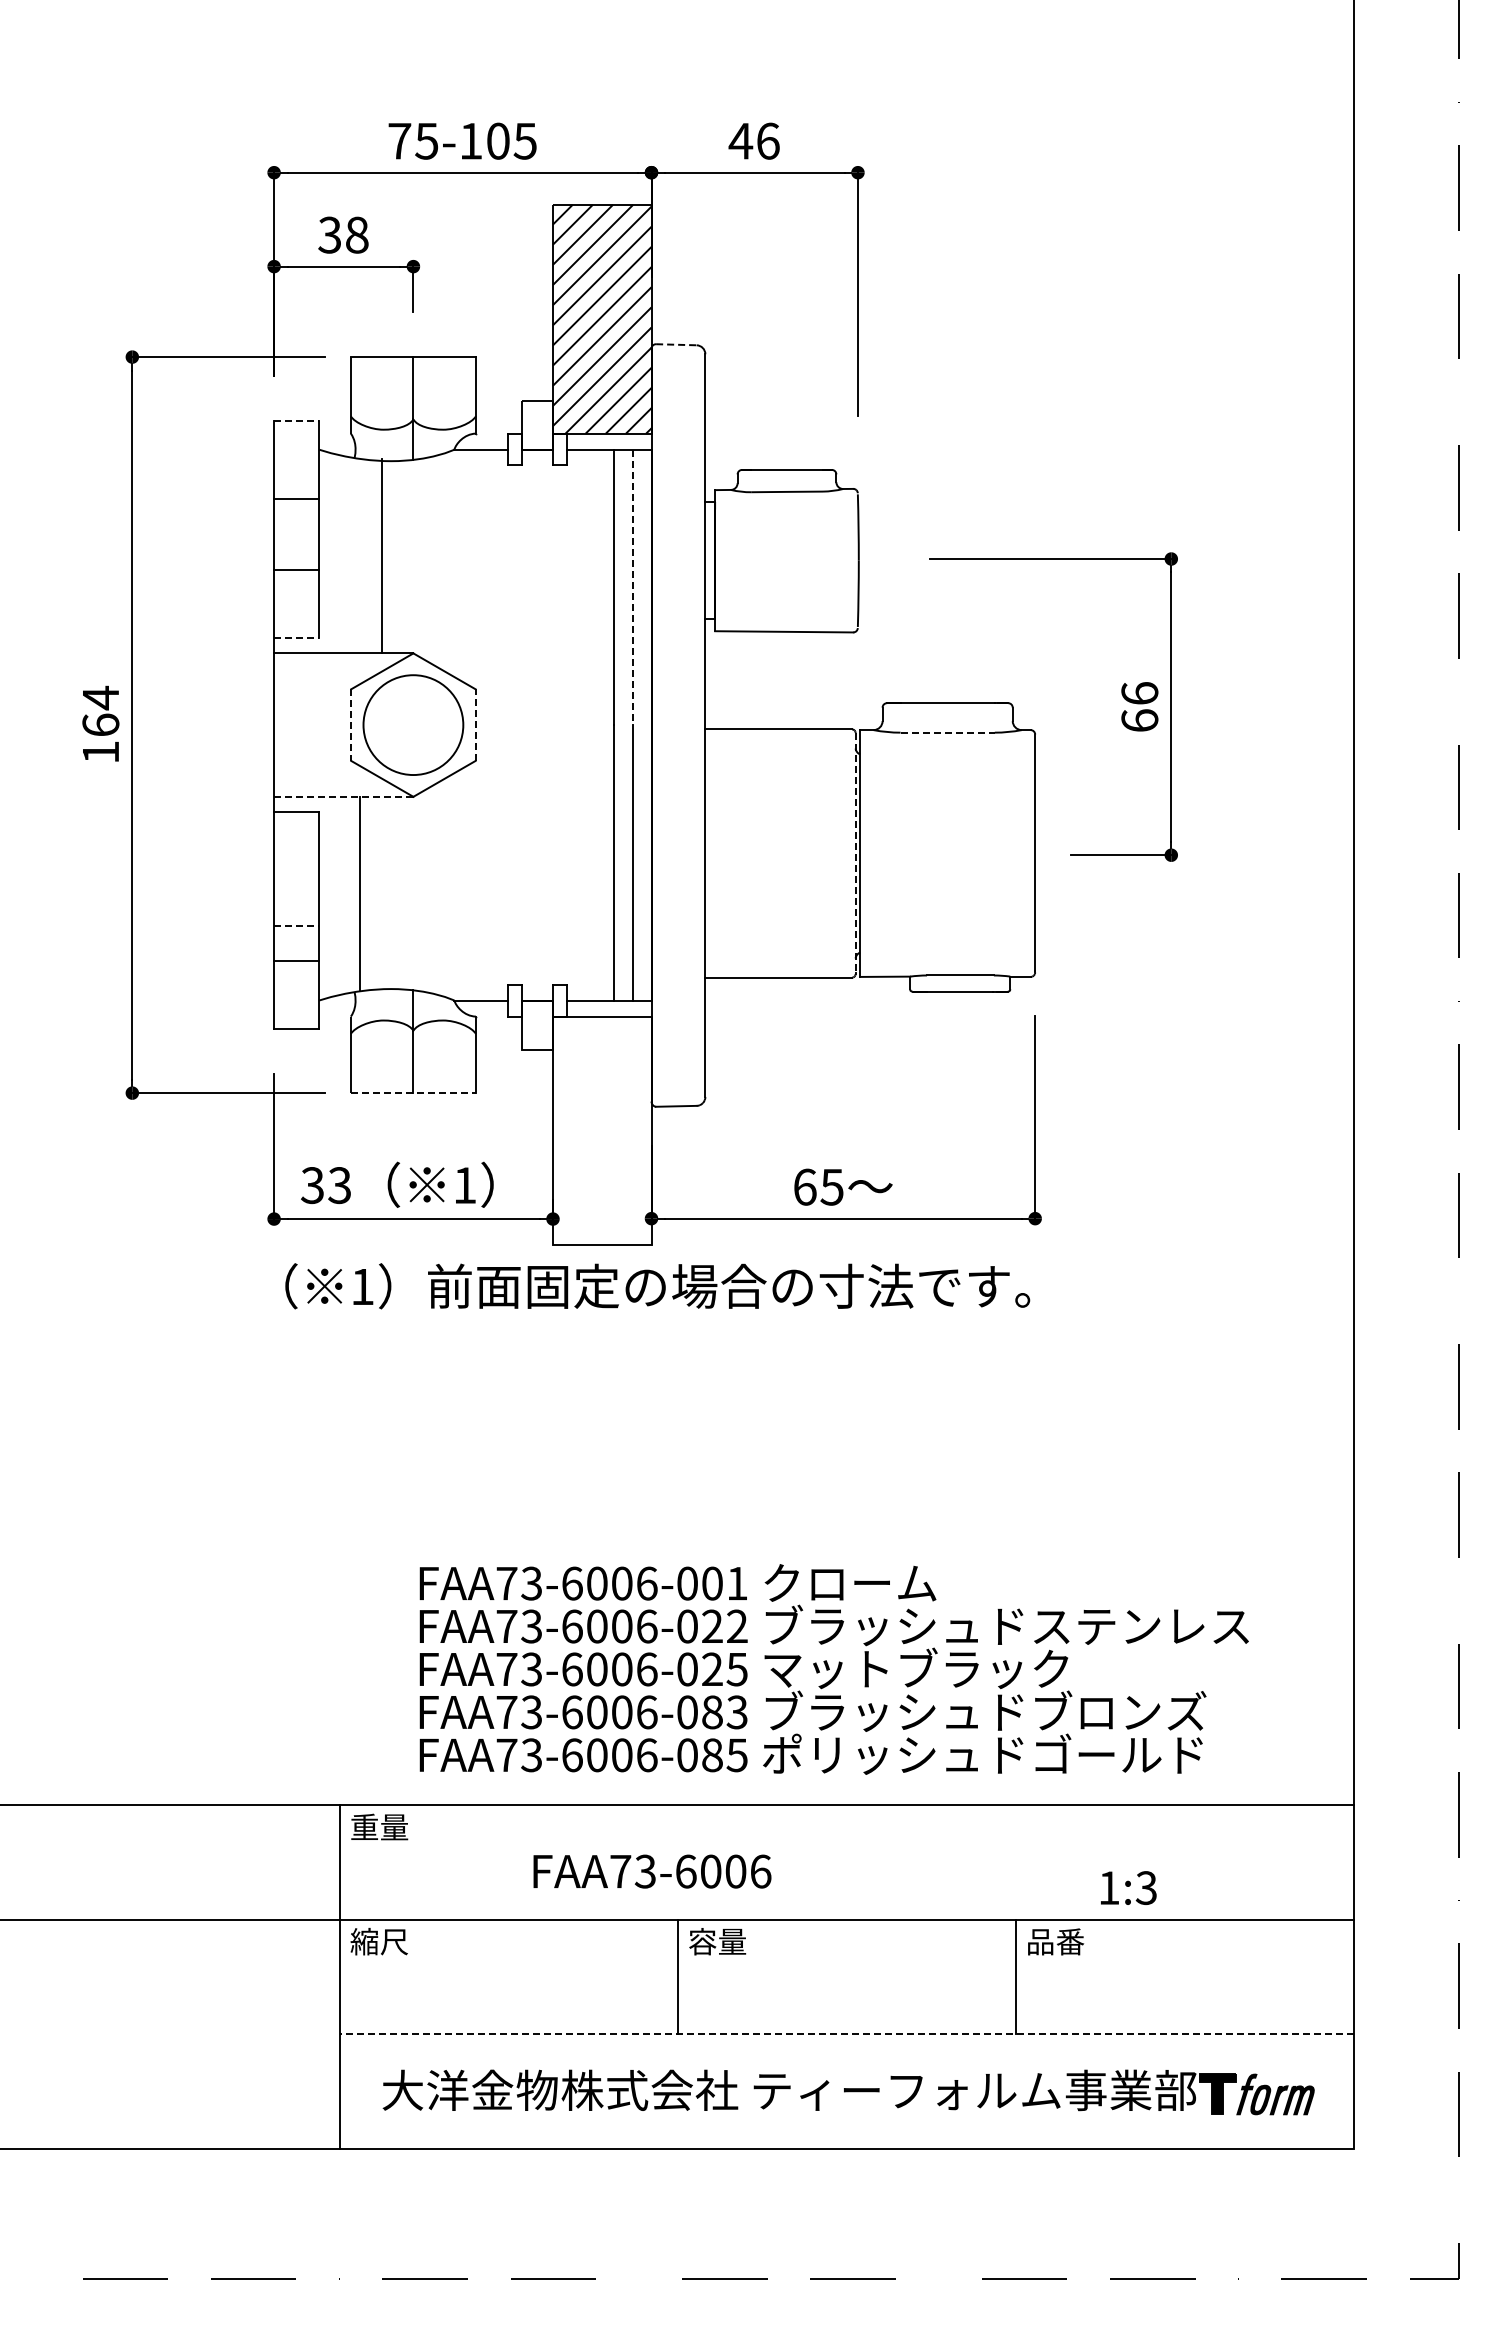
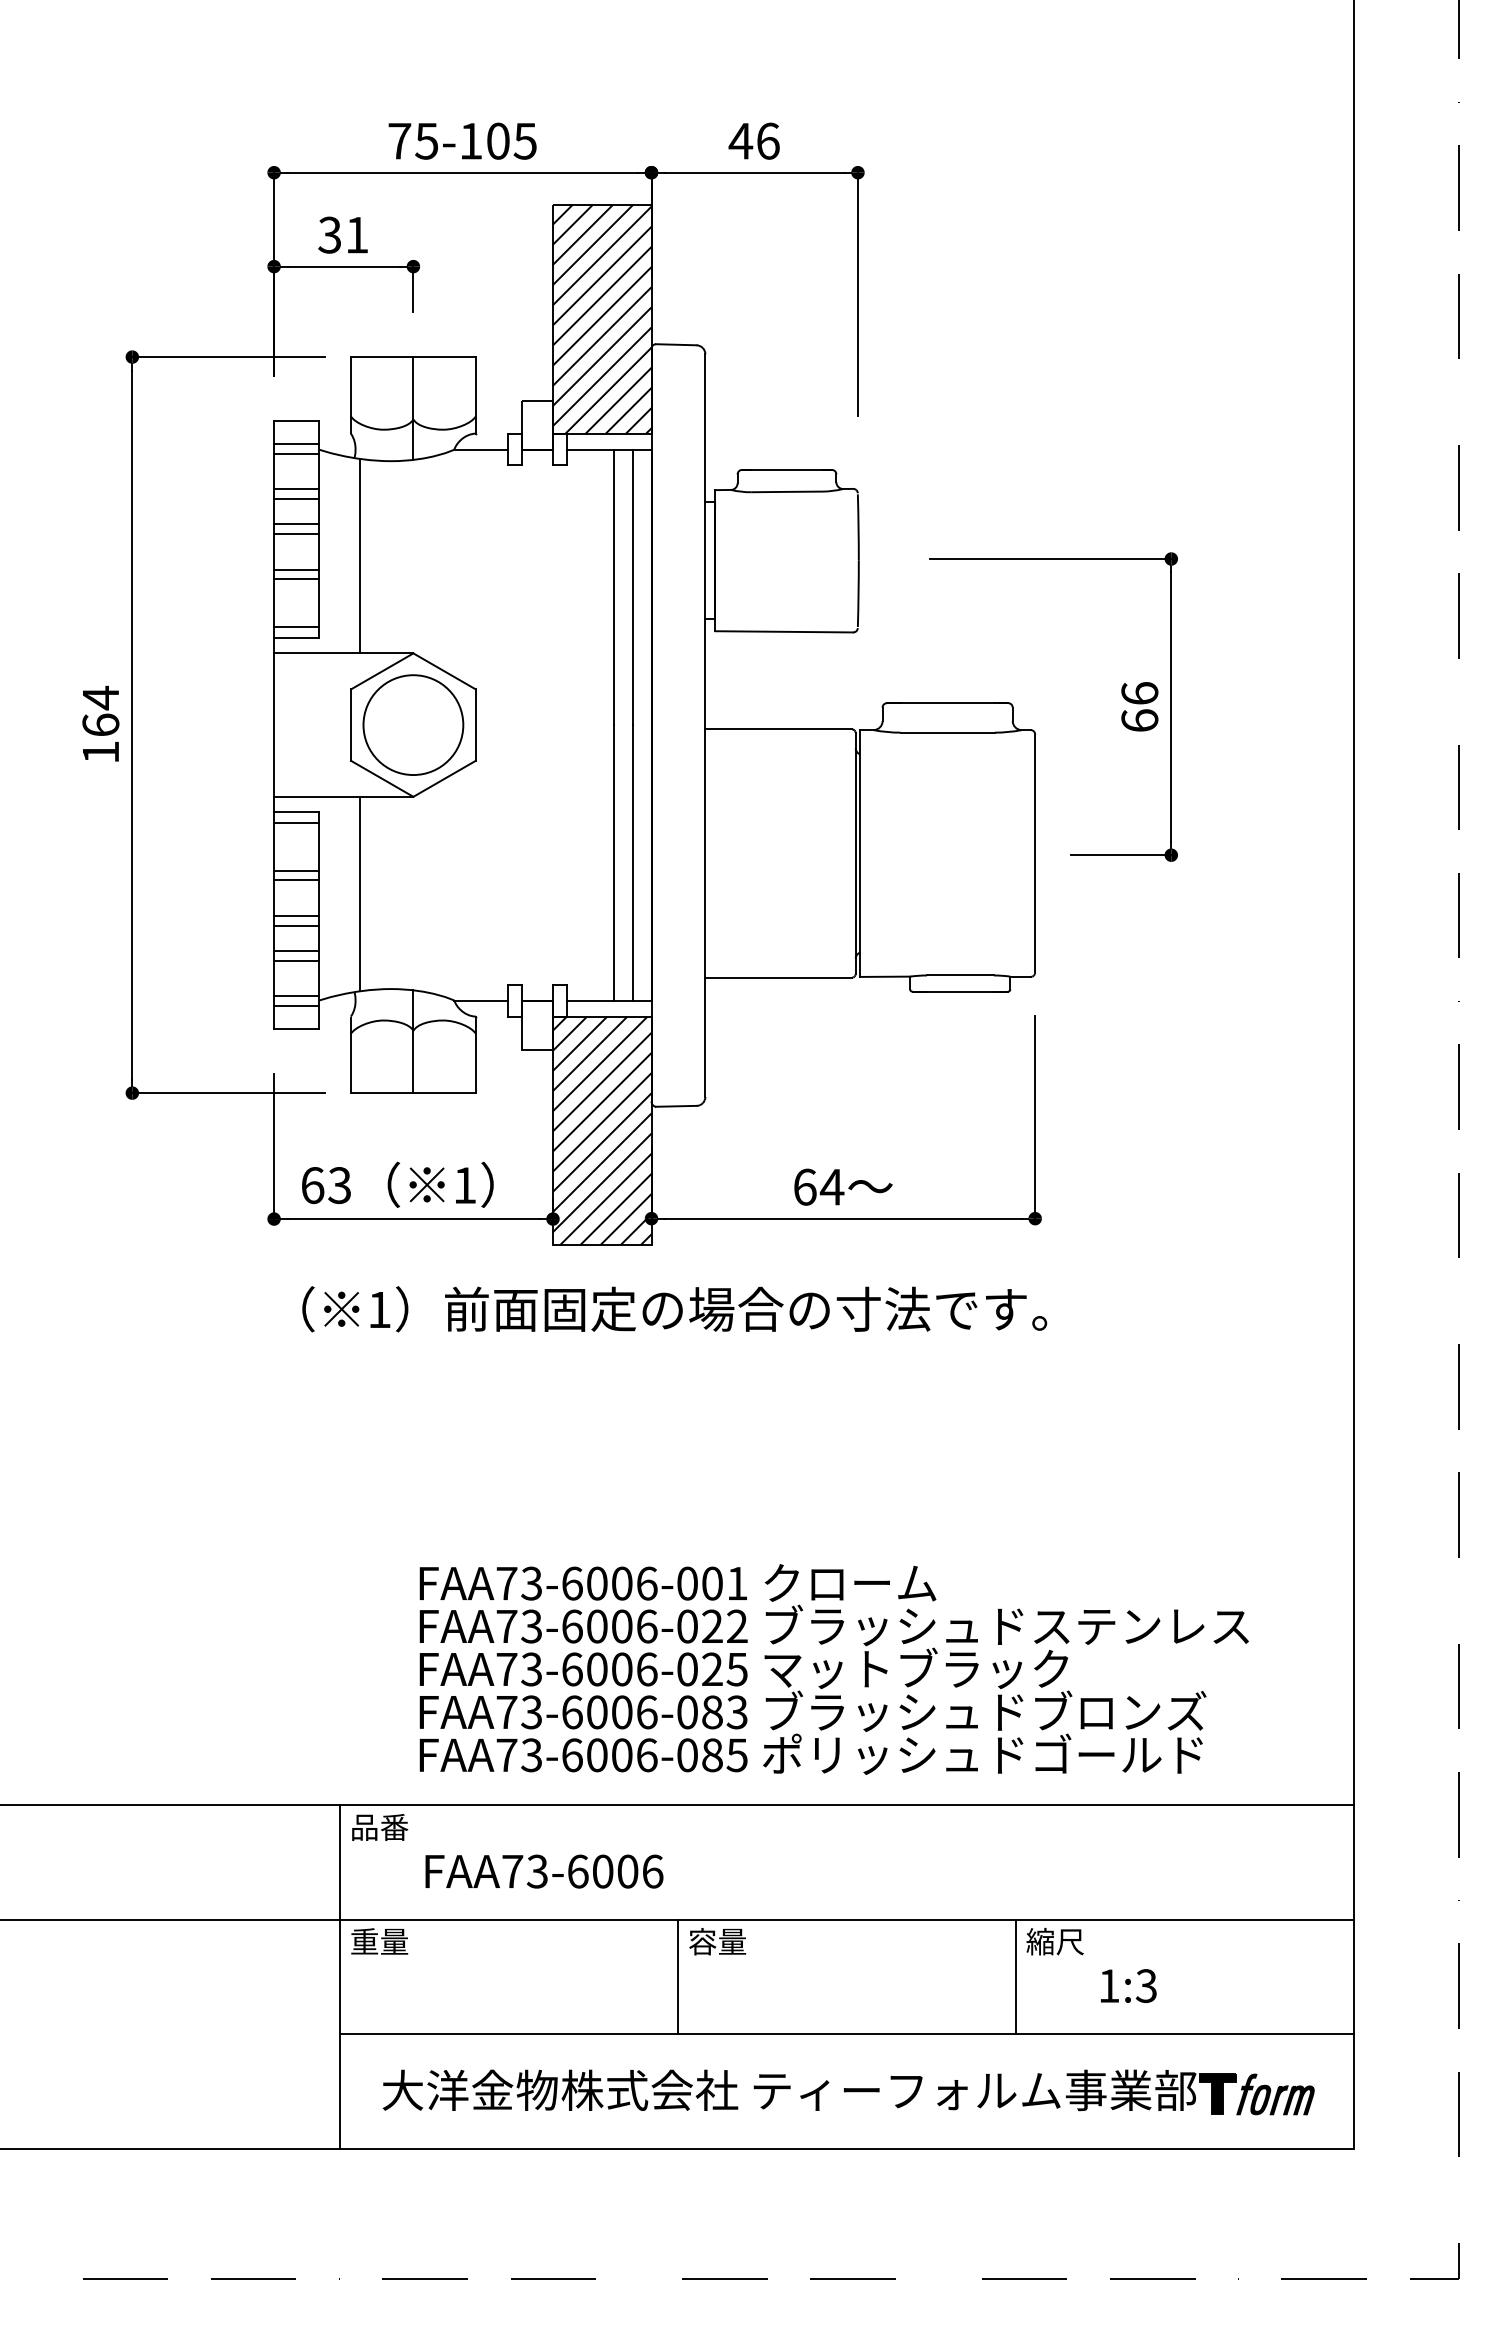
text: 38 -> 31 (357, 234)
line: dashed -> solid (676, 344)
line: dashed -> solid (296, 420)
line: none -> present (296, 444)
line: none -> present (296, 453)
line: none -> present (296, 488)
line: none -> present (296, 523)
line: none -> present (296, 533)
line position: (382, 555) -> (360, 555) (360, 555)
line: none -> present (296, 579)
line: dashed -> solid (632, 587)
line: none -> present (296, 626)
line: dashed -> solid (296, 638)
line: dashed -> solid (351, 725)
line: dashed -> solid (475, 725)
line: dashed -> solid (948, 732)
line: dashed -> solid (343, 796)
line: none -> present (296, 823)
line: dashed -> solid (855, 853)
line: none -> present (296, 870)
line: none -> present (296, 880)
line: none -> present (296, 916)
line: dashed -> solid (296, 926)
line: none -> present (296, 951)
line: none -> present (296, 996)
line: none -> present (296, 1006)
line: dashed -> solid (413, 1093)
hatch: none -> present (602, 1130)
text: 33 -> 63 (312, 1185)
text: 65 -> 64 (831, 1187)
text position: (657, 1286) -> (674, 1309) (674, 1309)
text: 重量 -> 品番 (379, 1826)
text position: (652, 1871) -> (544, 1871) (544, 1871)
text position: (1128, 1887) -> (1128, 1985) (1128, 1985)
text: 縮尺 -> 重量 (379, 1941)
text: 品番 -> 縮尺 (1055, 1941)
line: dashed -> solid (847, 2034)
